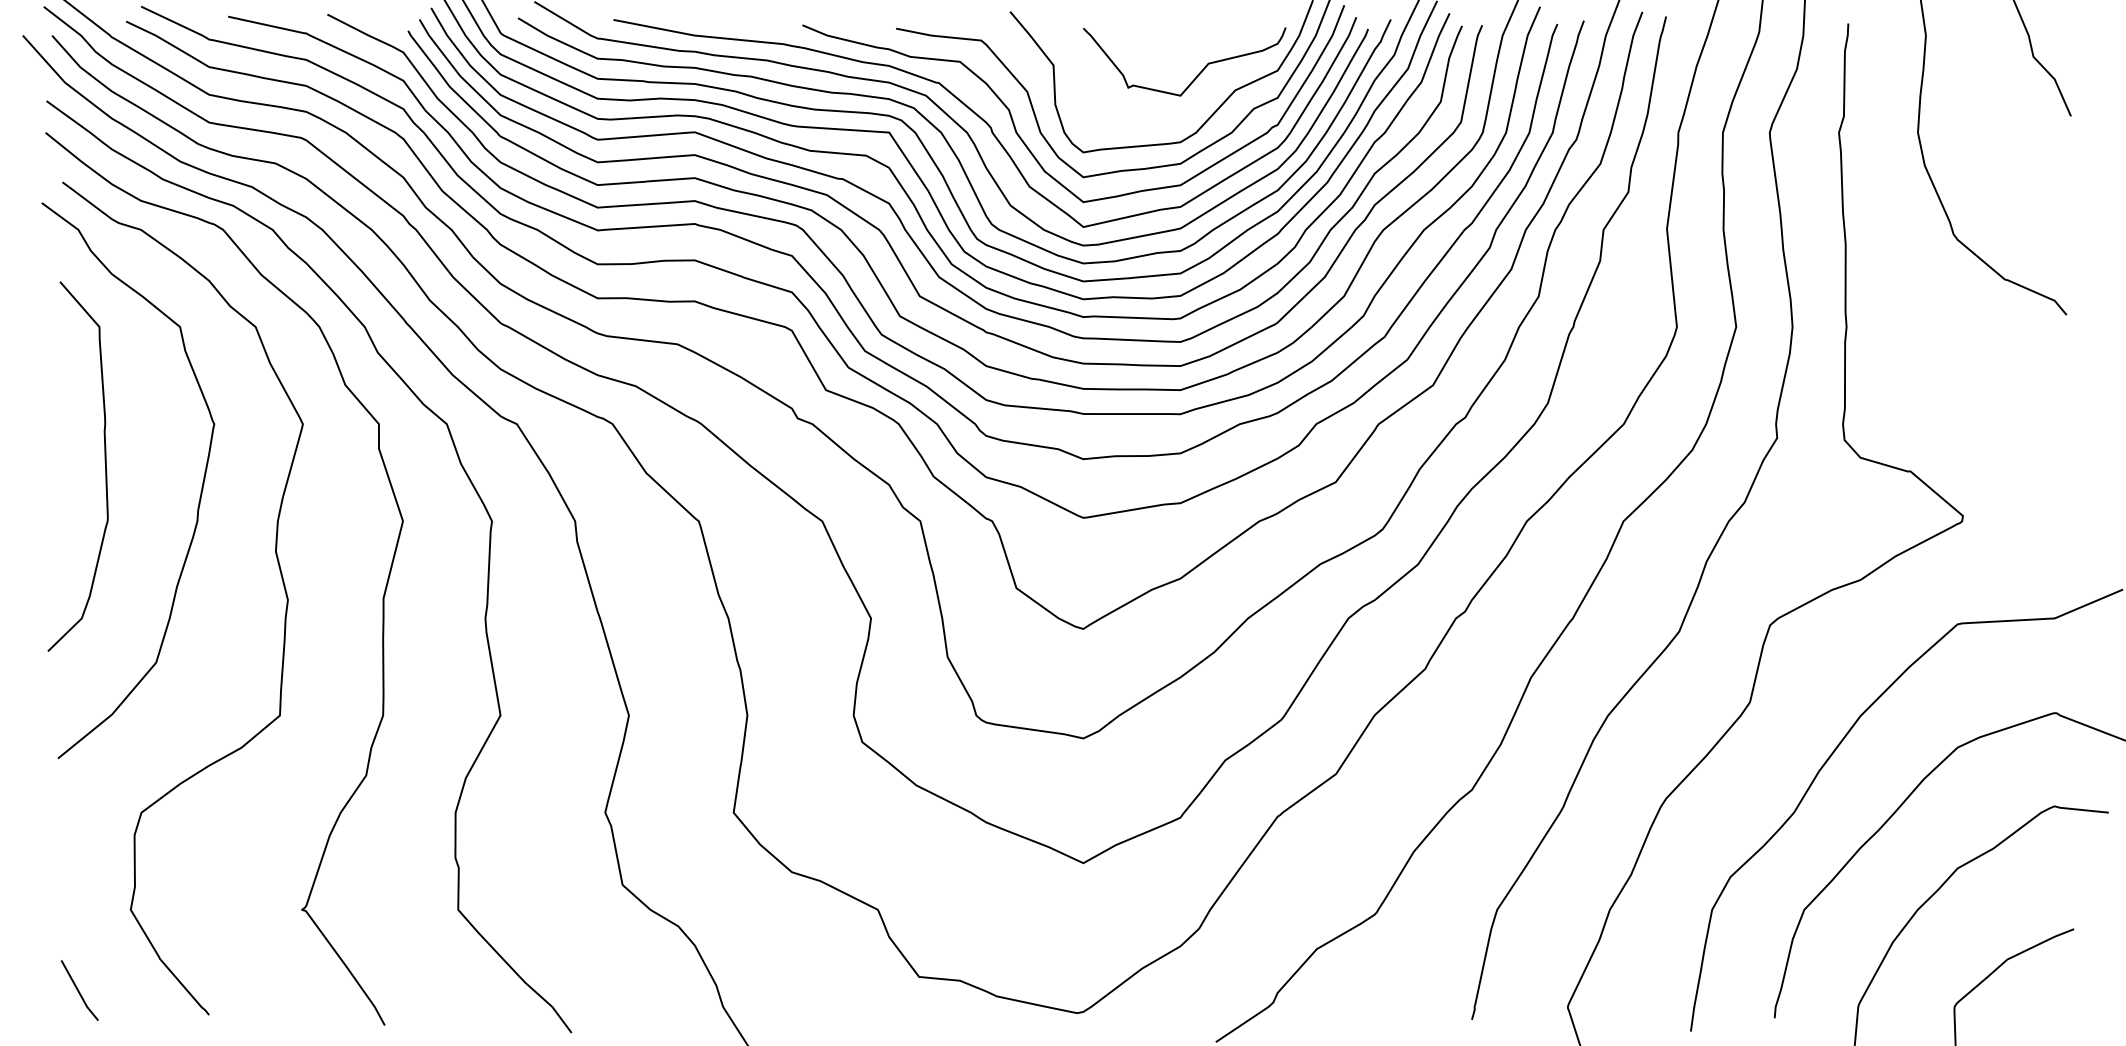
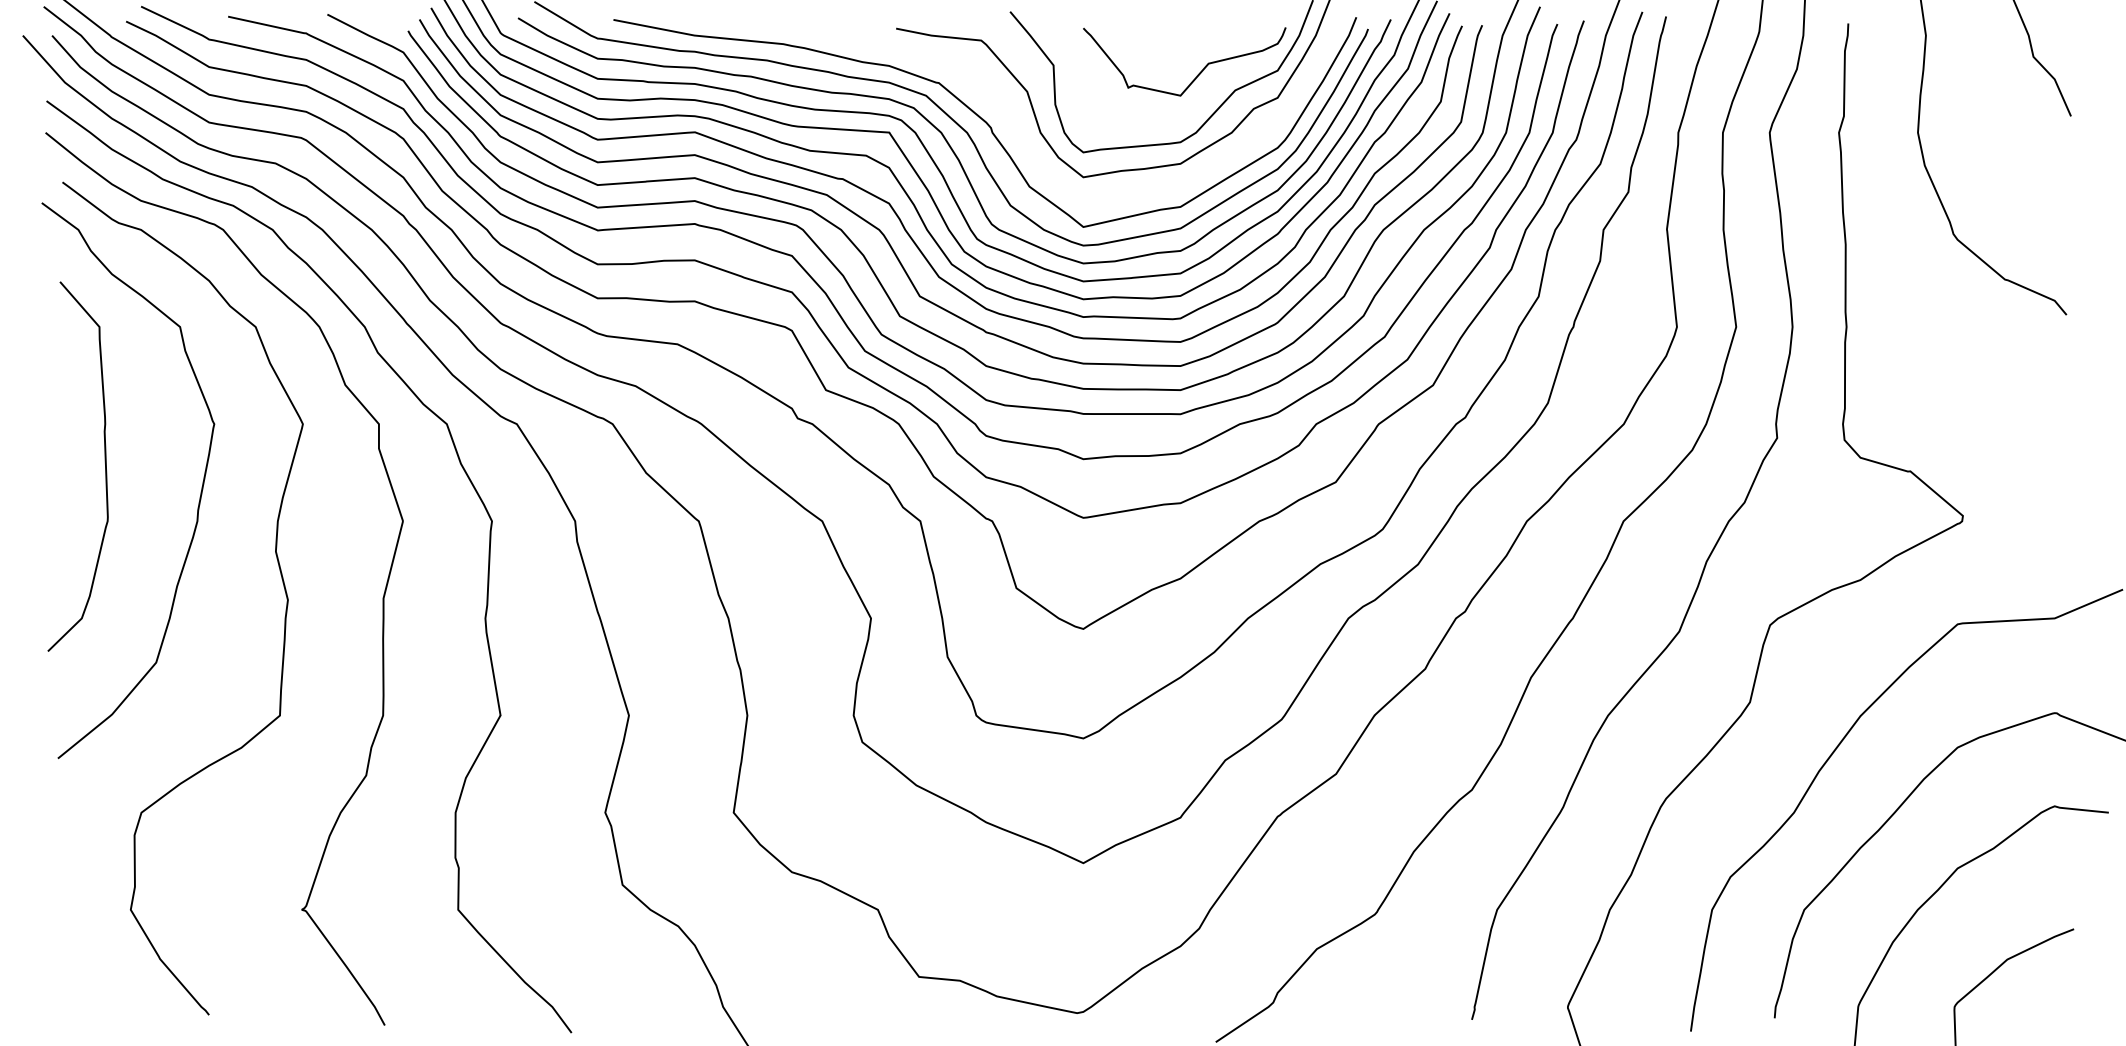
curve: present -> none (1024, 141)
line: present -> none (79, 990)
